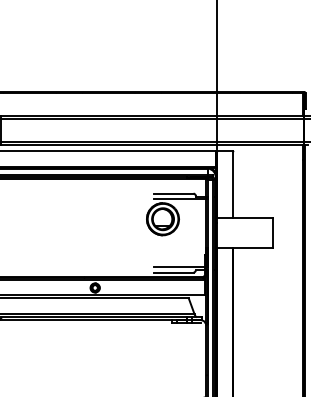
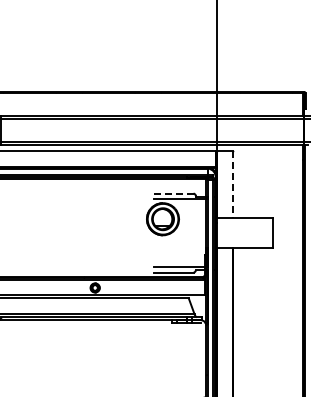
line: solid -> dashed (233, 185)
line: solid -> dashed (173, 193)
